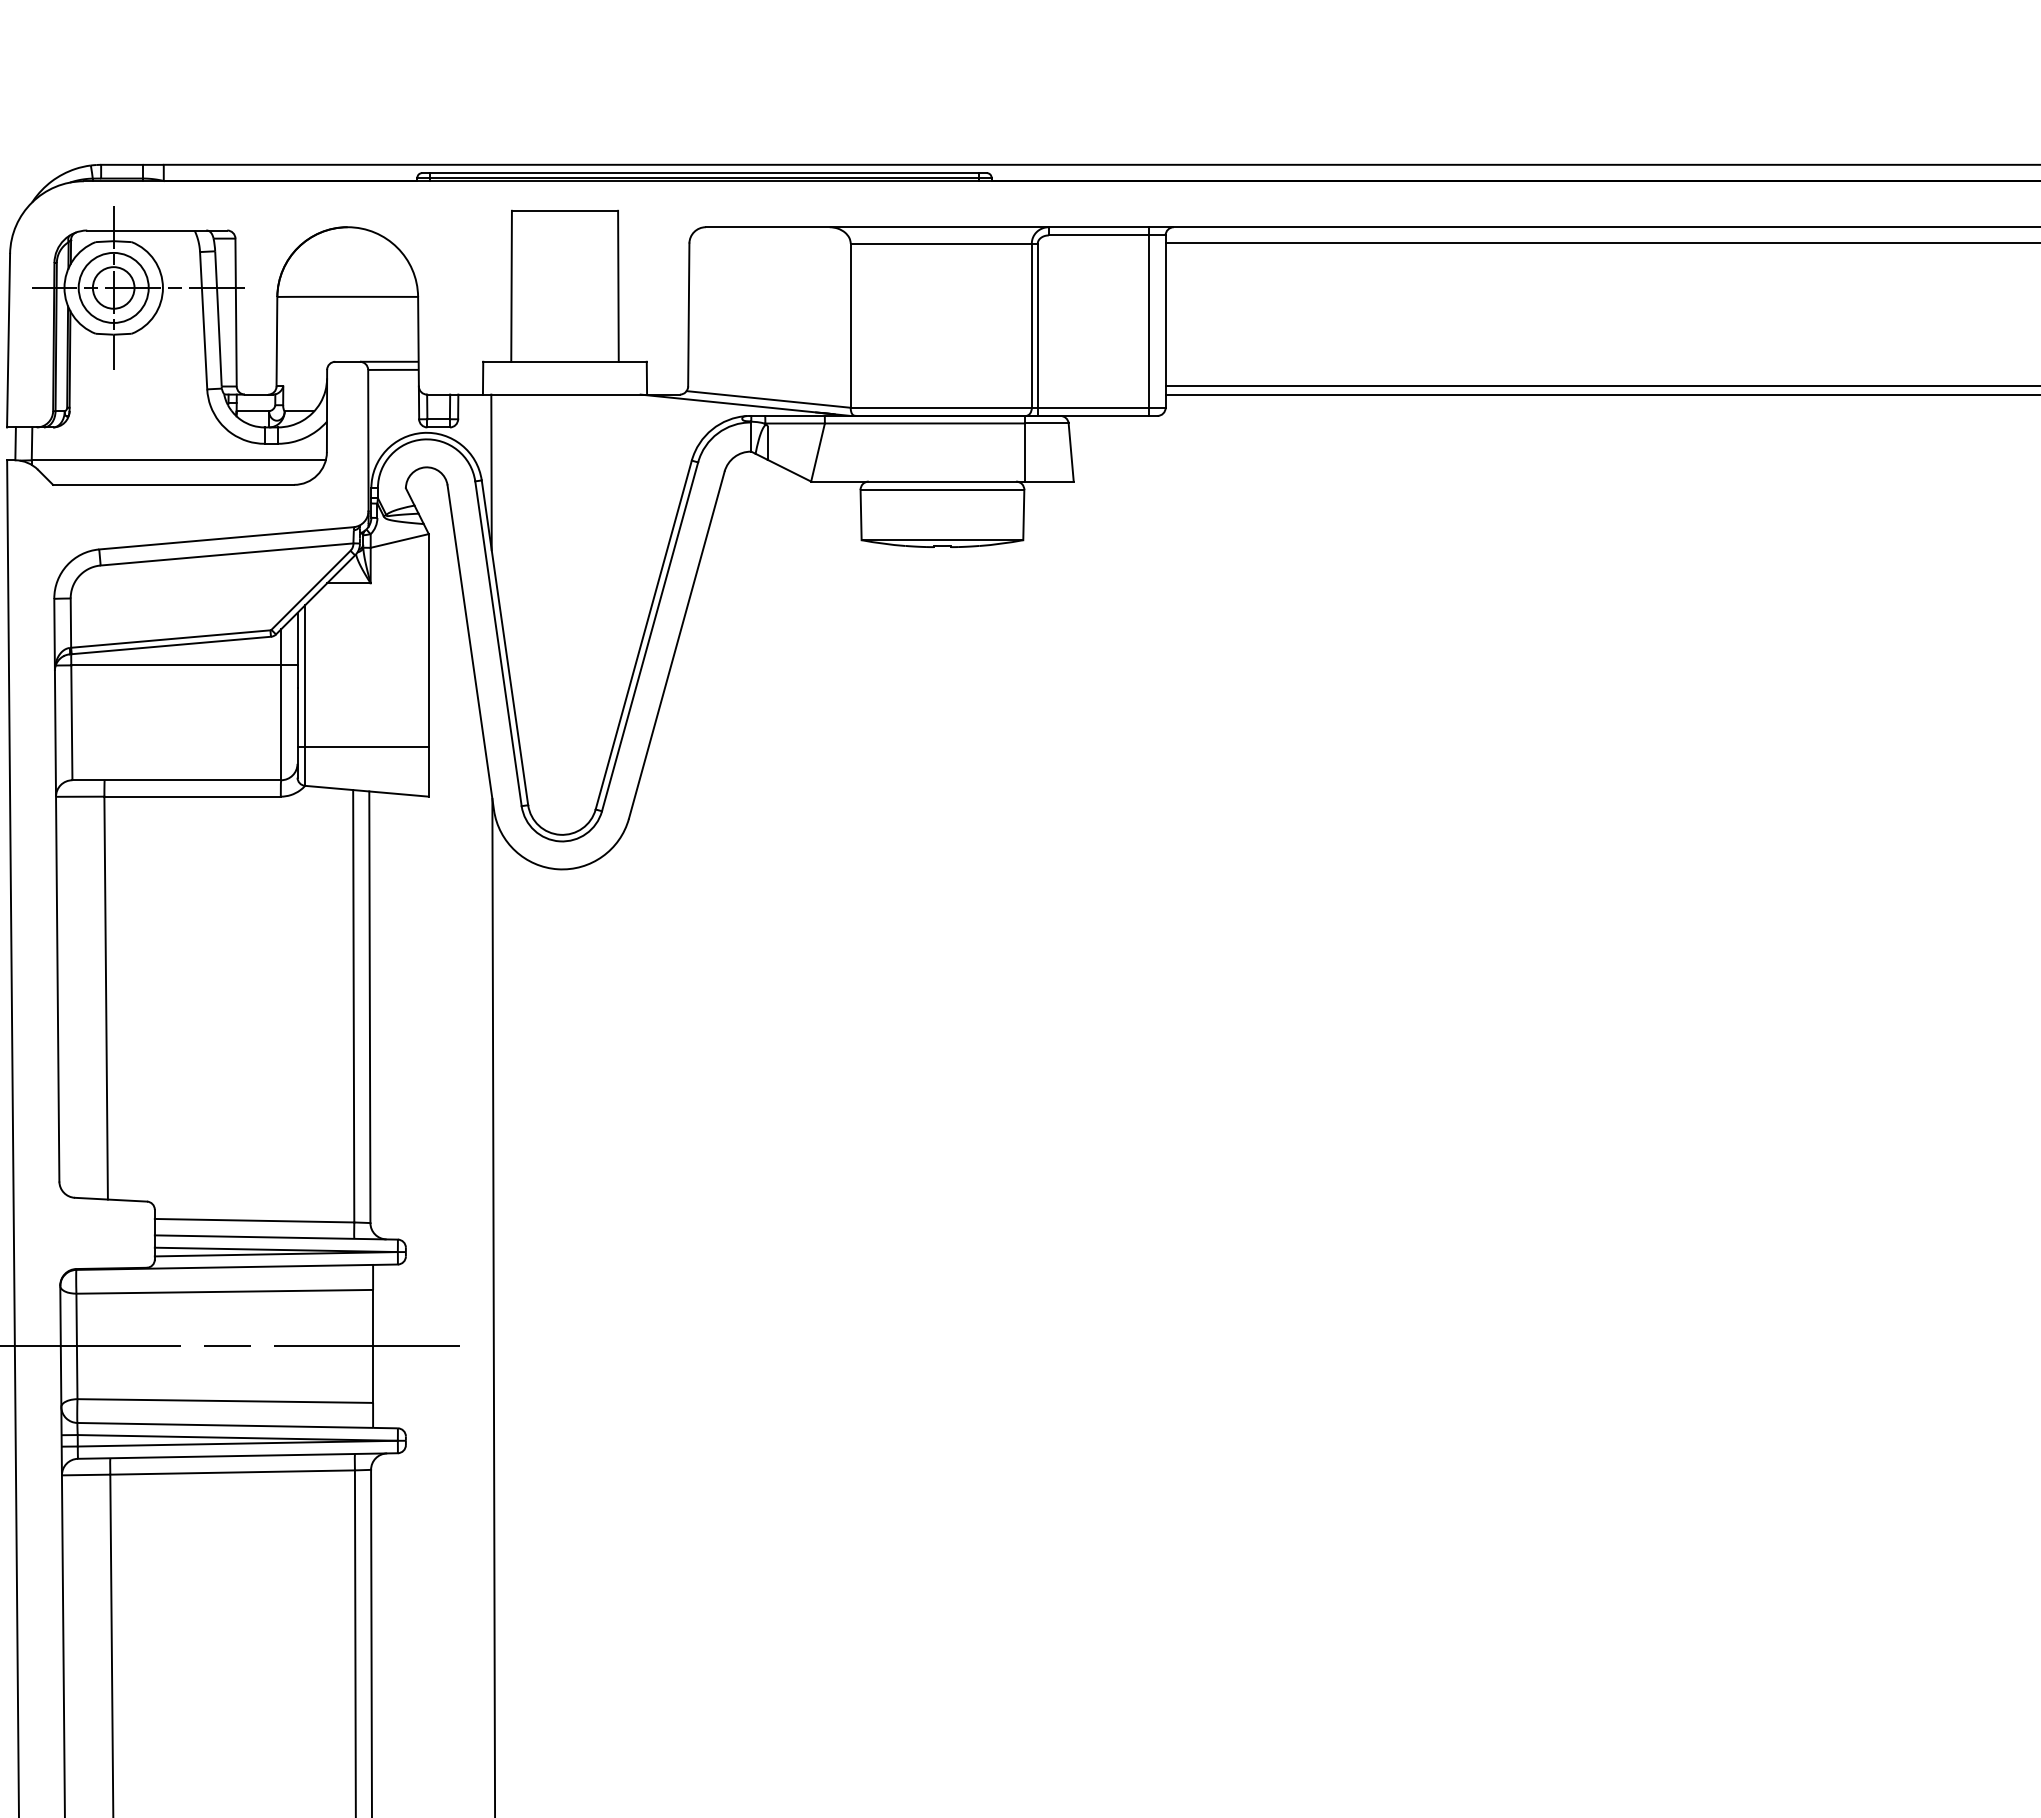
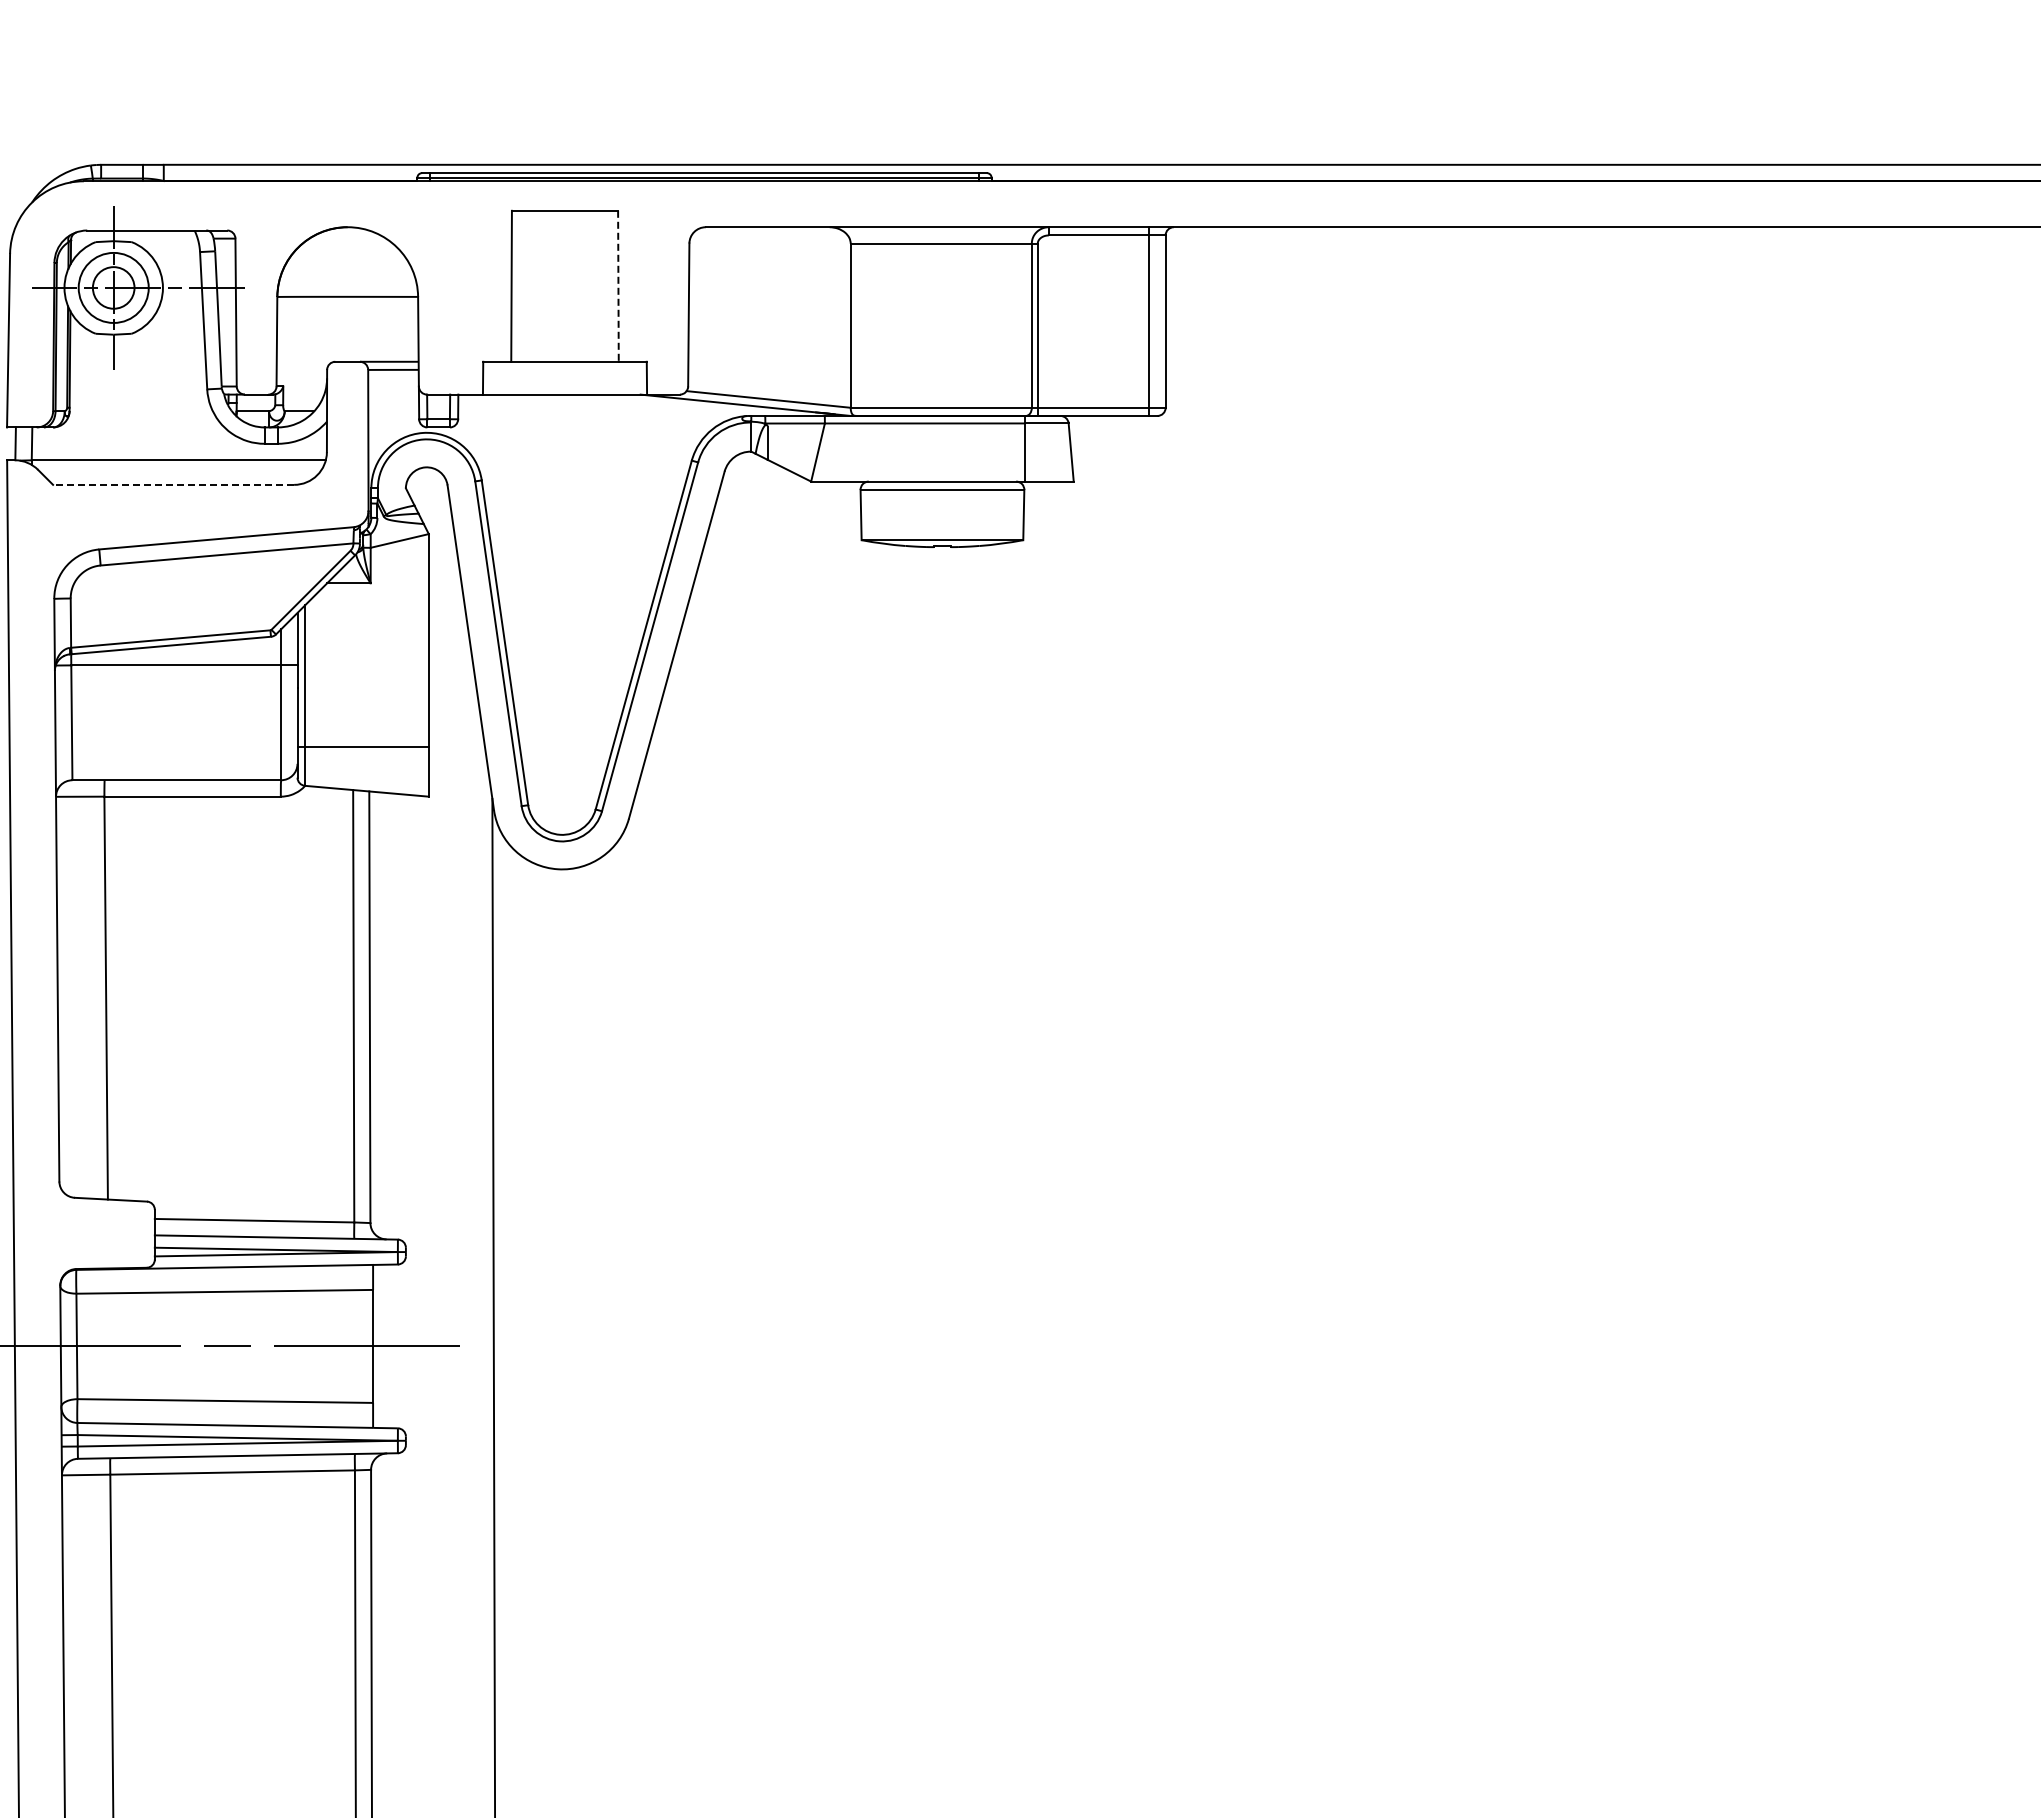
line: present -> none (1601, 243)
line: solid -> dashed (618, 286)
line: present -> none (1601, 386)
line: present -> none (1601, 394)
line: present -> none (491, 472)
line: solid -> dashed (173, 484)
